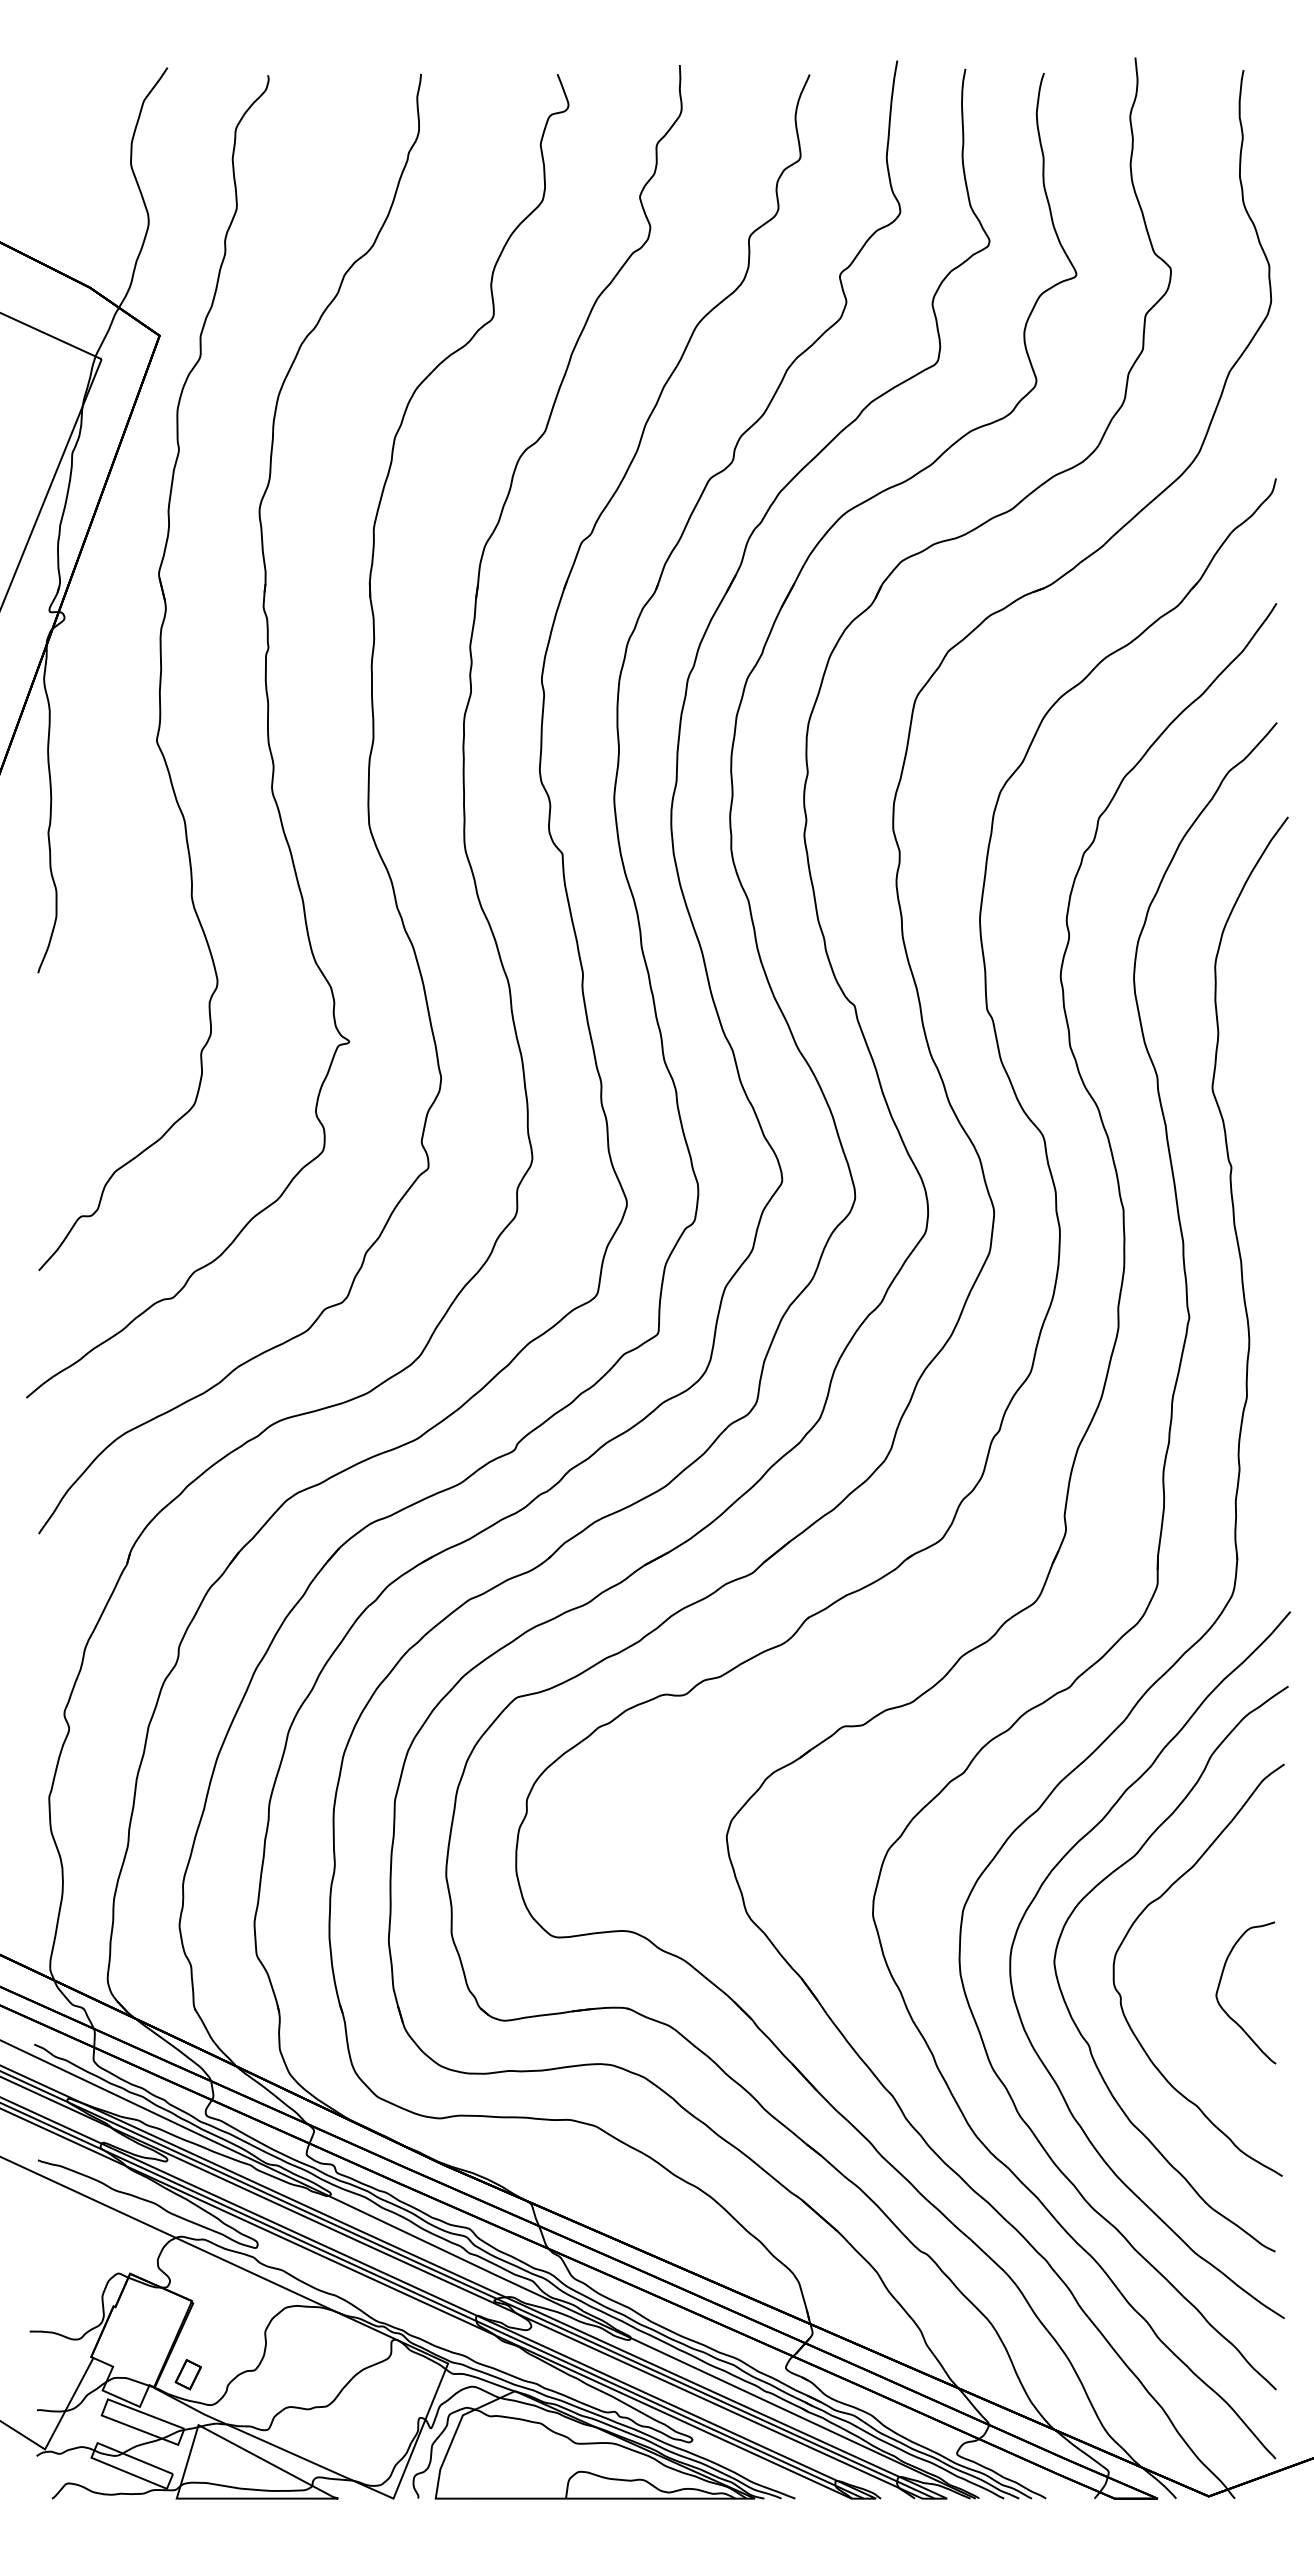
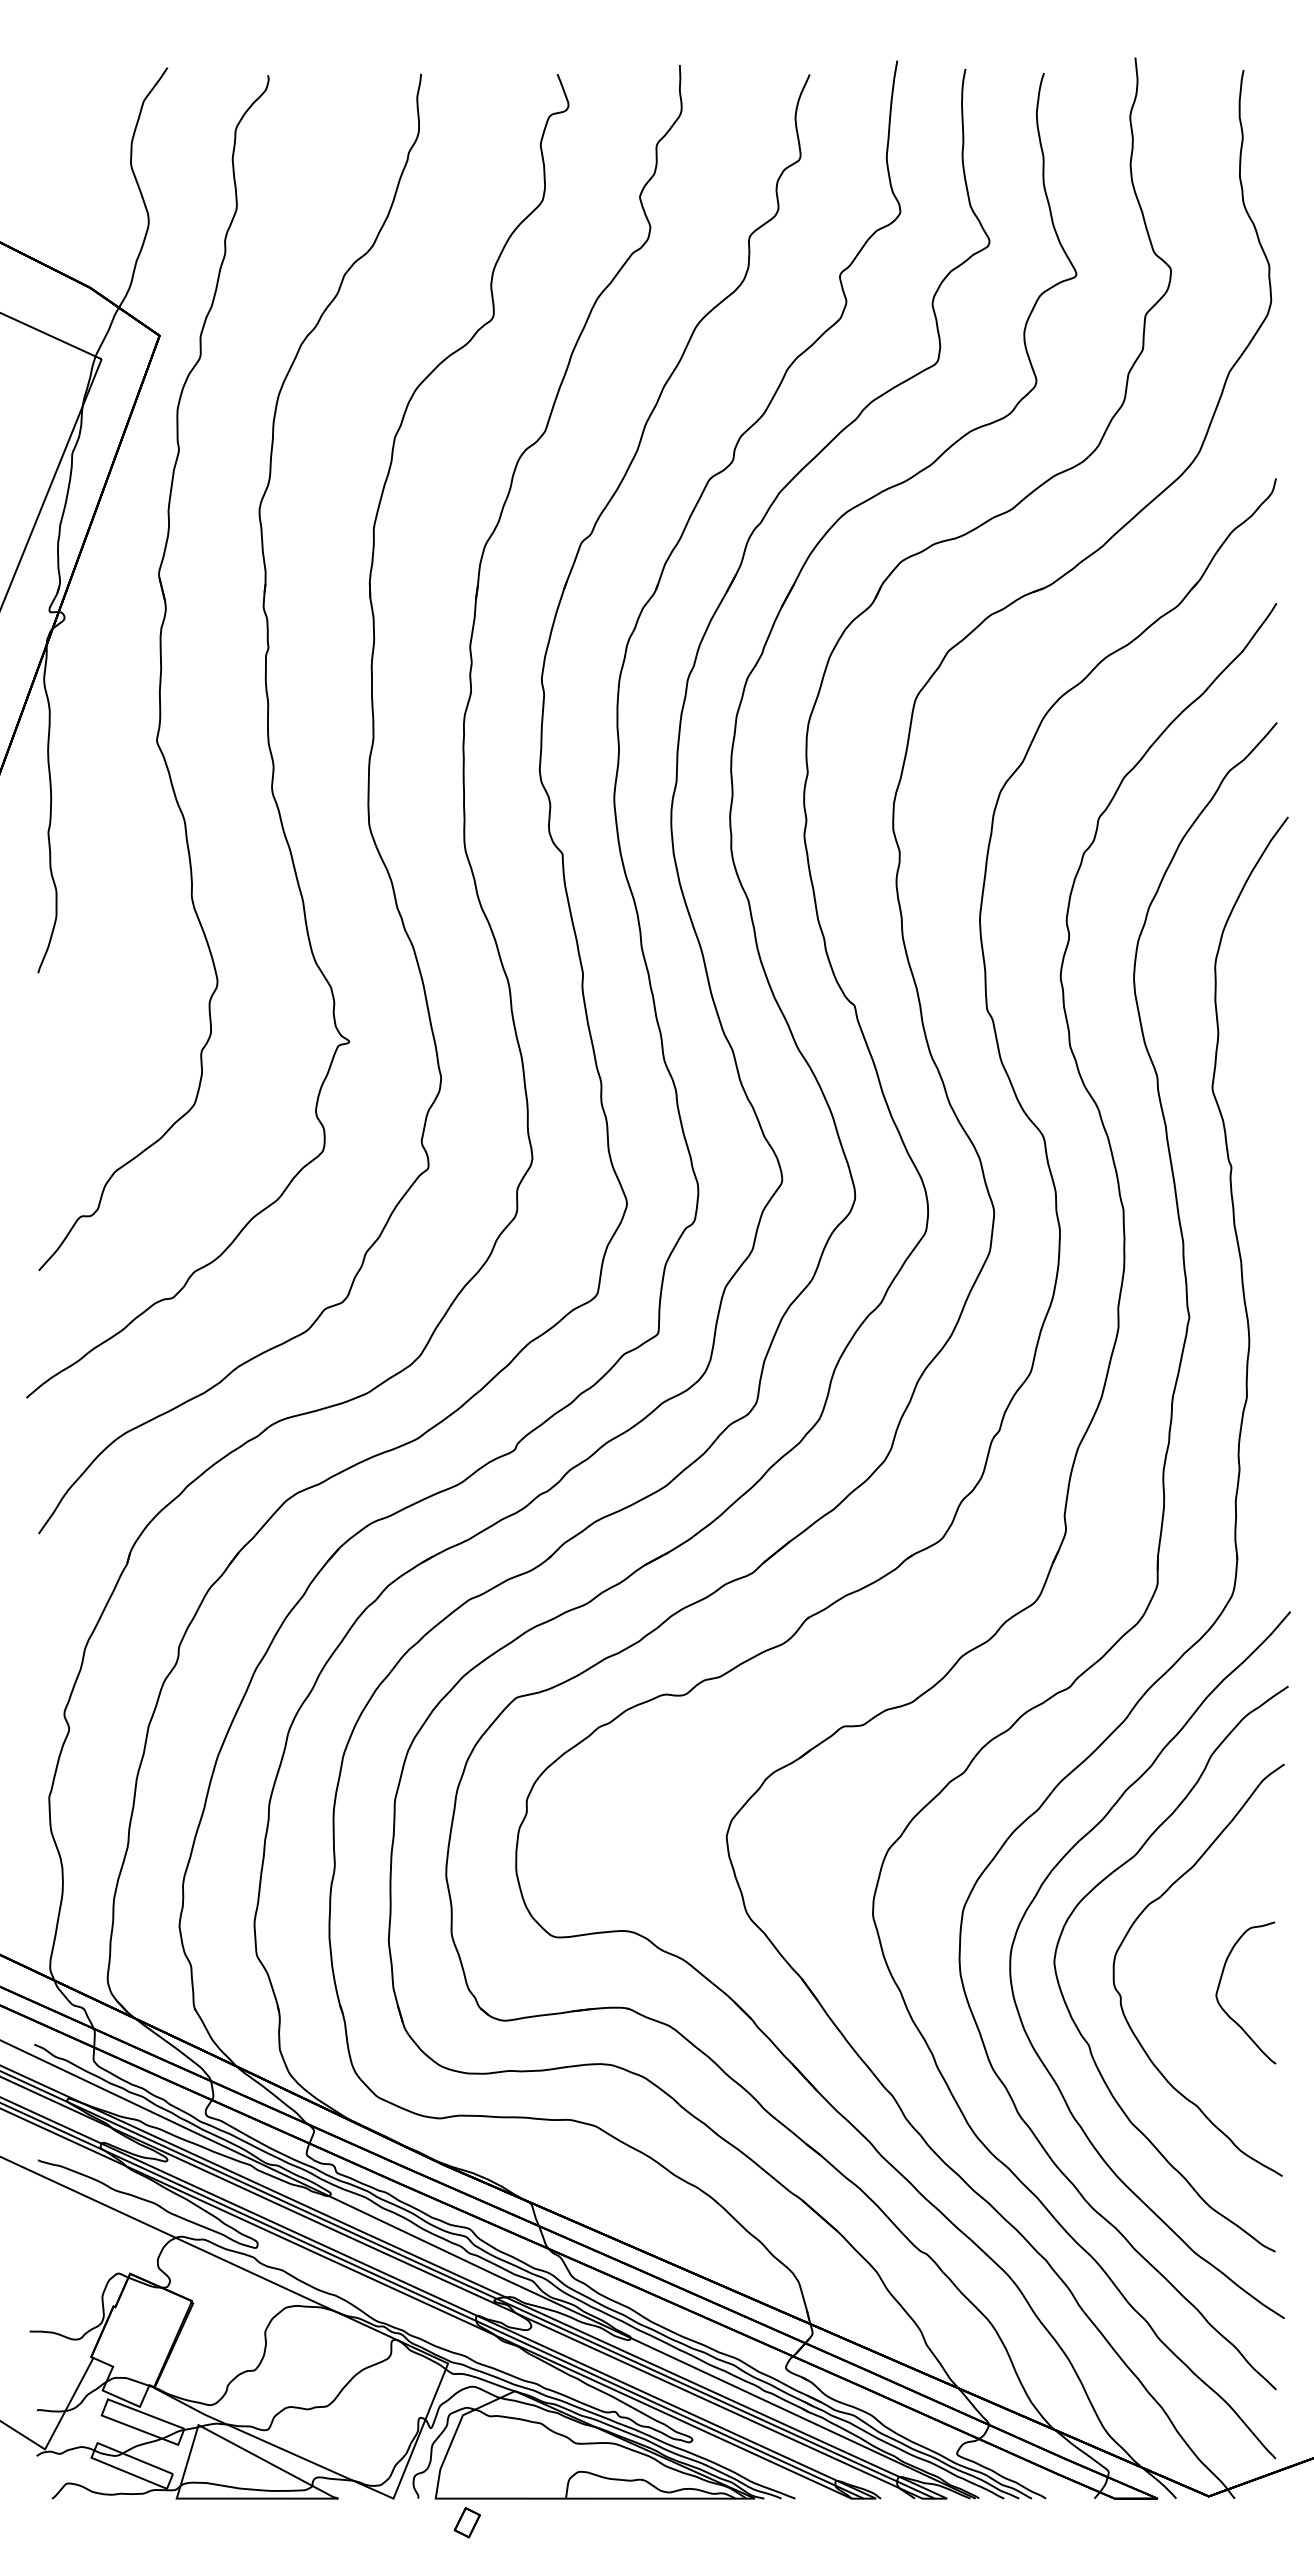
part position: (187, 2374) -> (466, 2522) (466, 2522)
